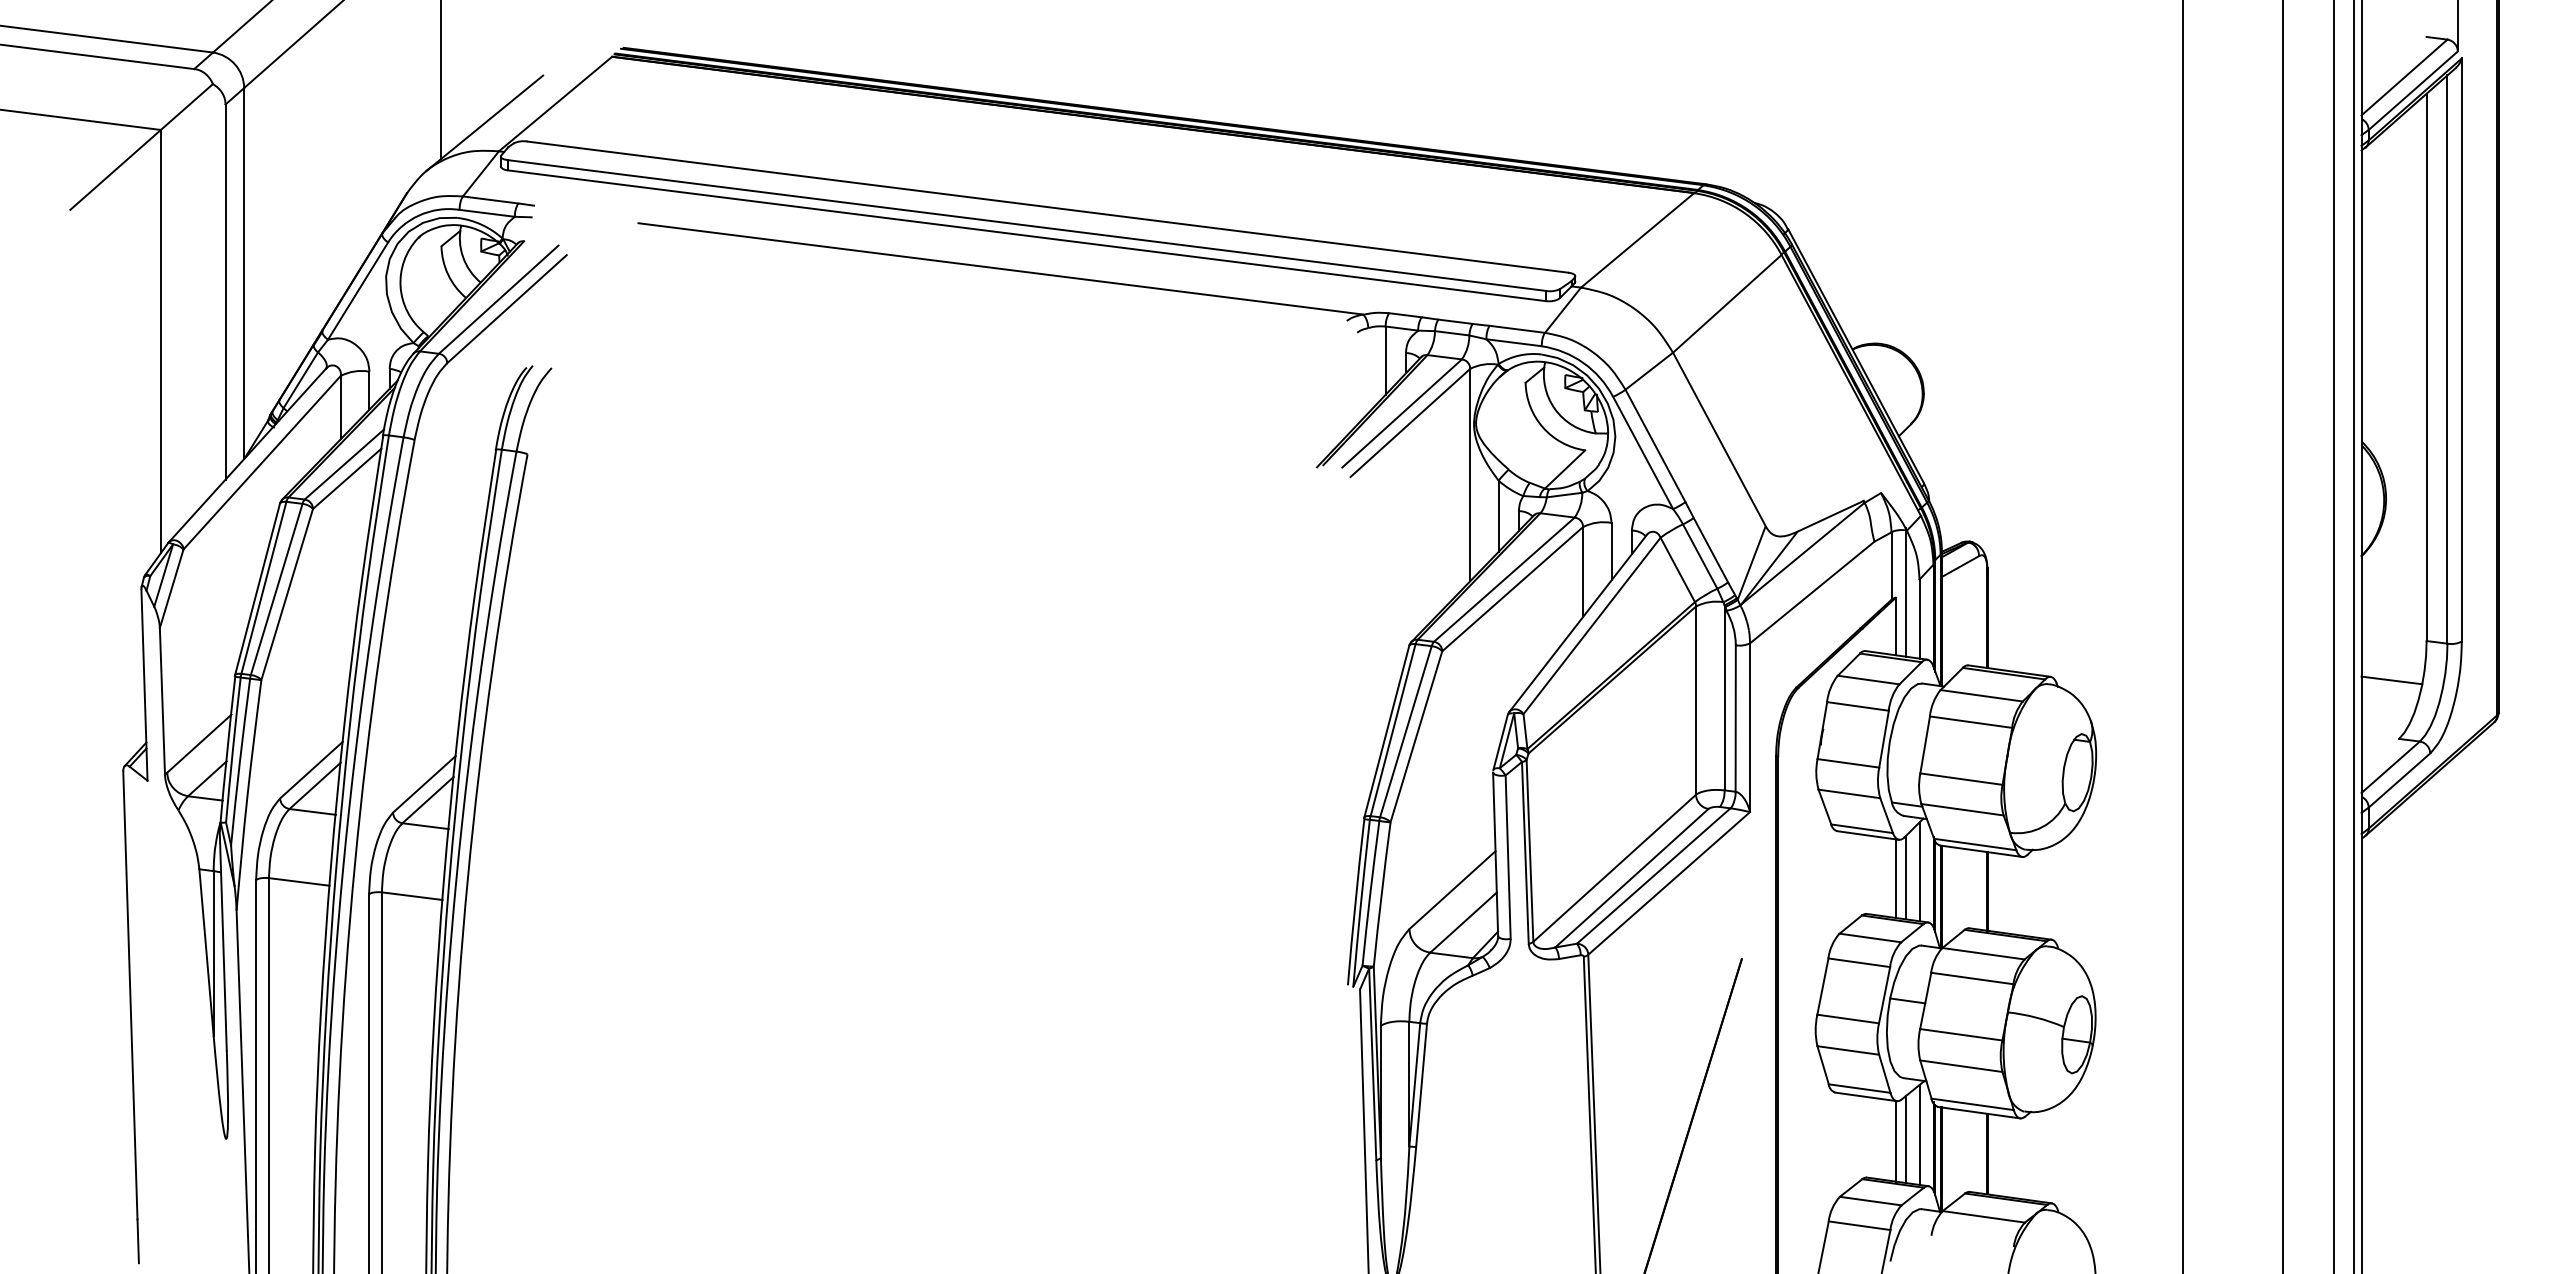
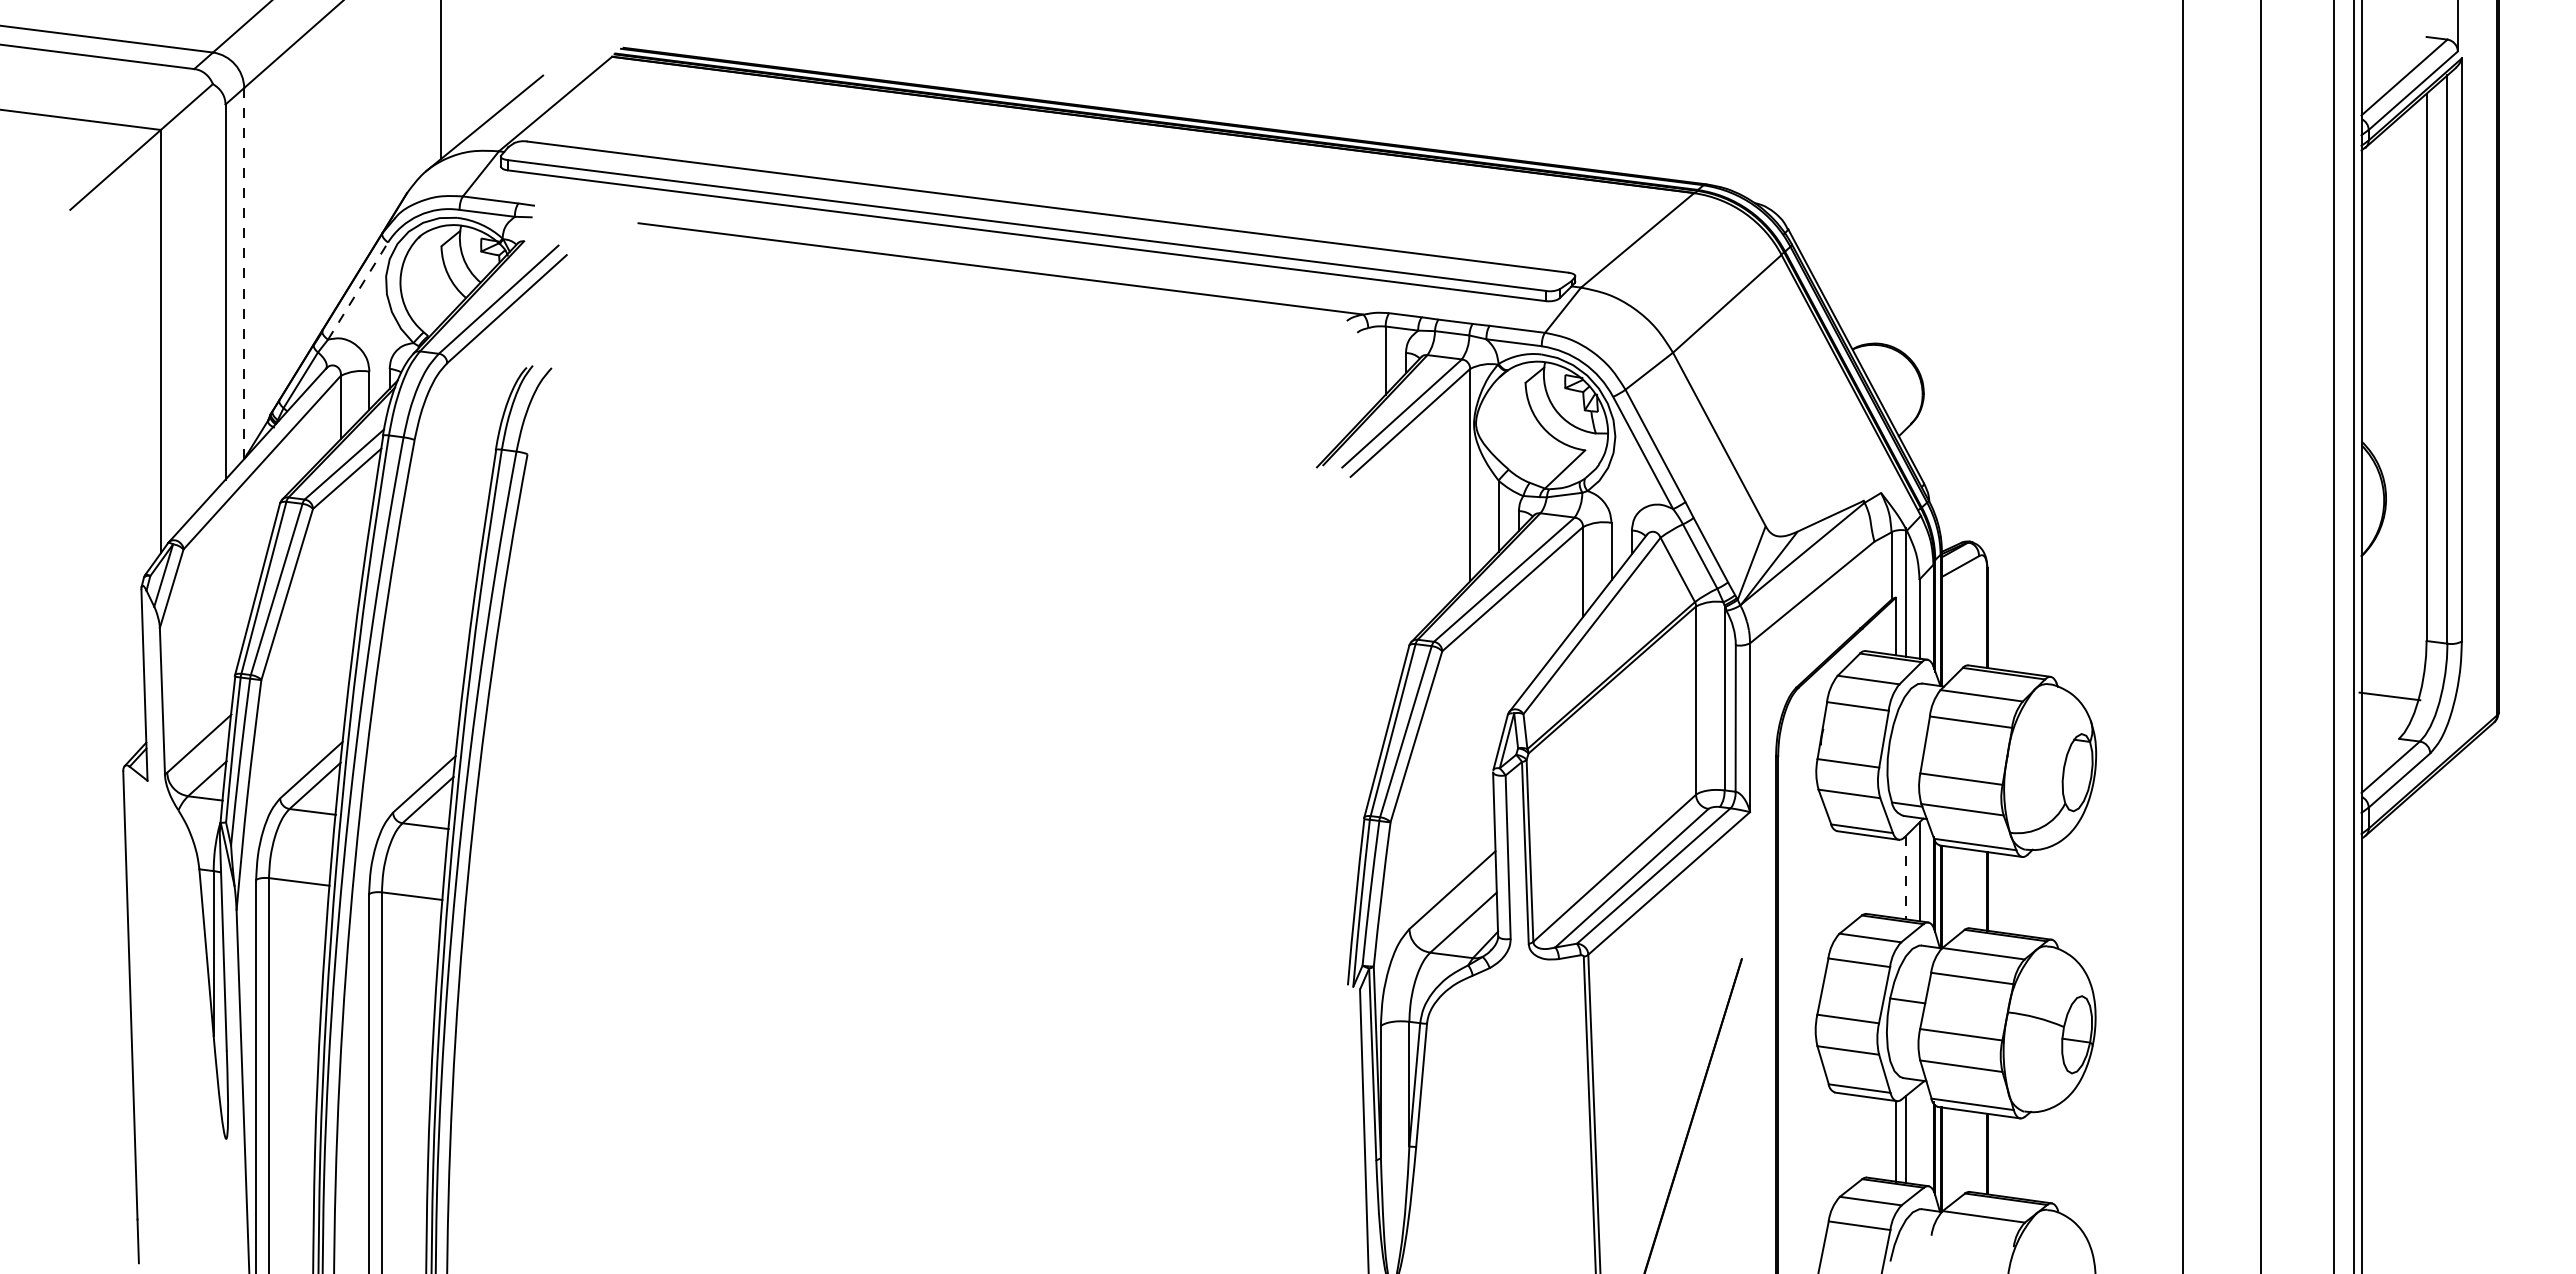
line: solid -> dashed (244, 273)
line: solid -> dashed (358, 290)
line position: (2283, 636) -> (2261, 636) (2261, 636)
line position: (2391, 680) -> (2389, 696) (2389, 696)
line: solid -> dashed (1905, 877)
line: present -> none (1895, 878)
line: present -> none (1919, 1134)
